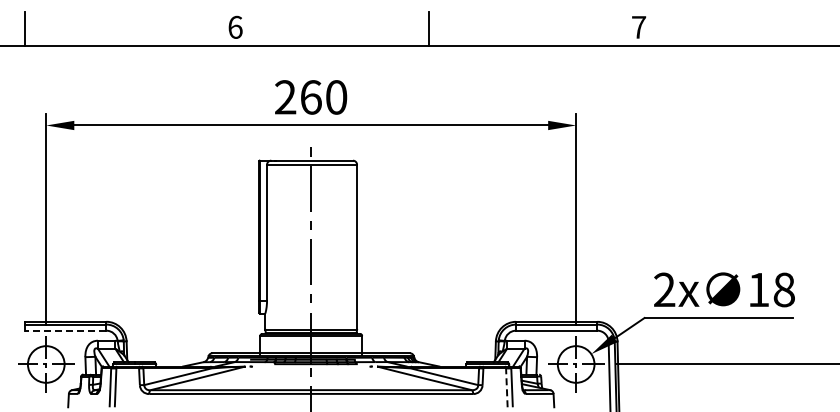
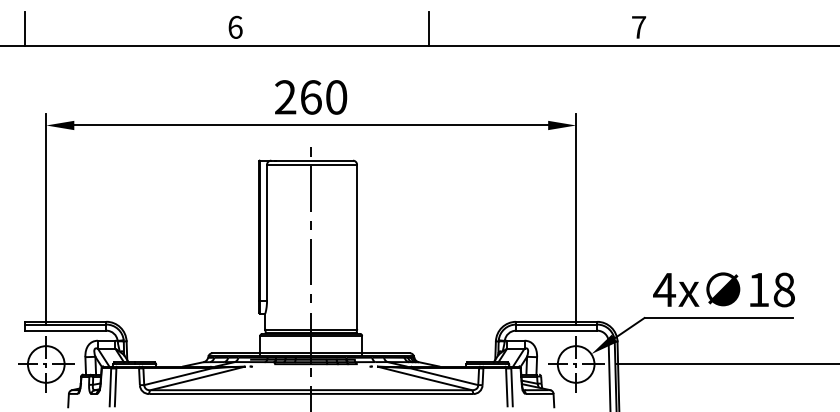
text: 2x -> 4x (664, 289)
line: dashed -> solid (65, 330)
line: dashed -> solid (506, 386)
